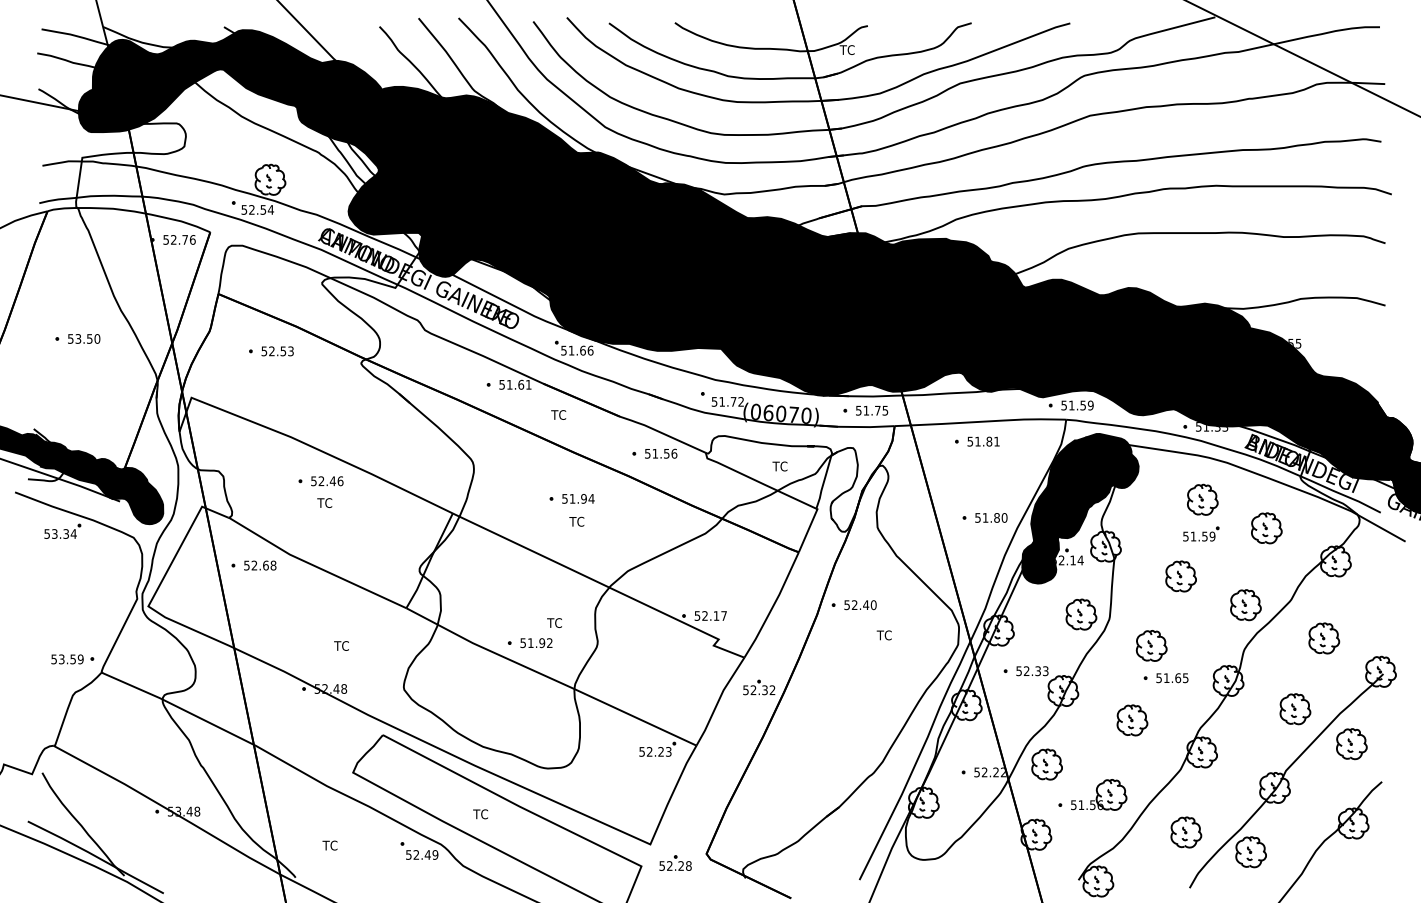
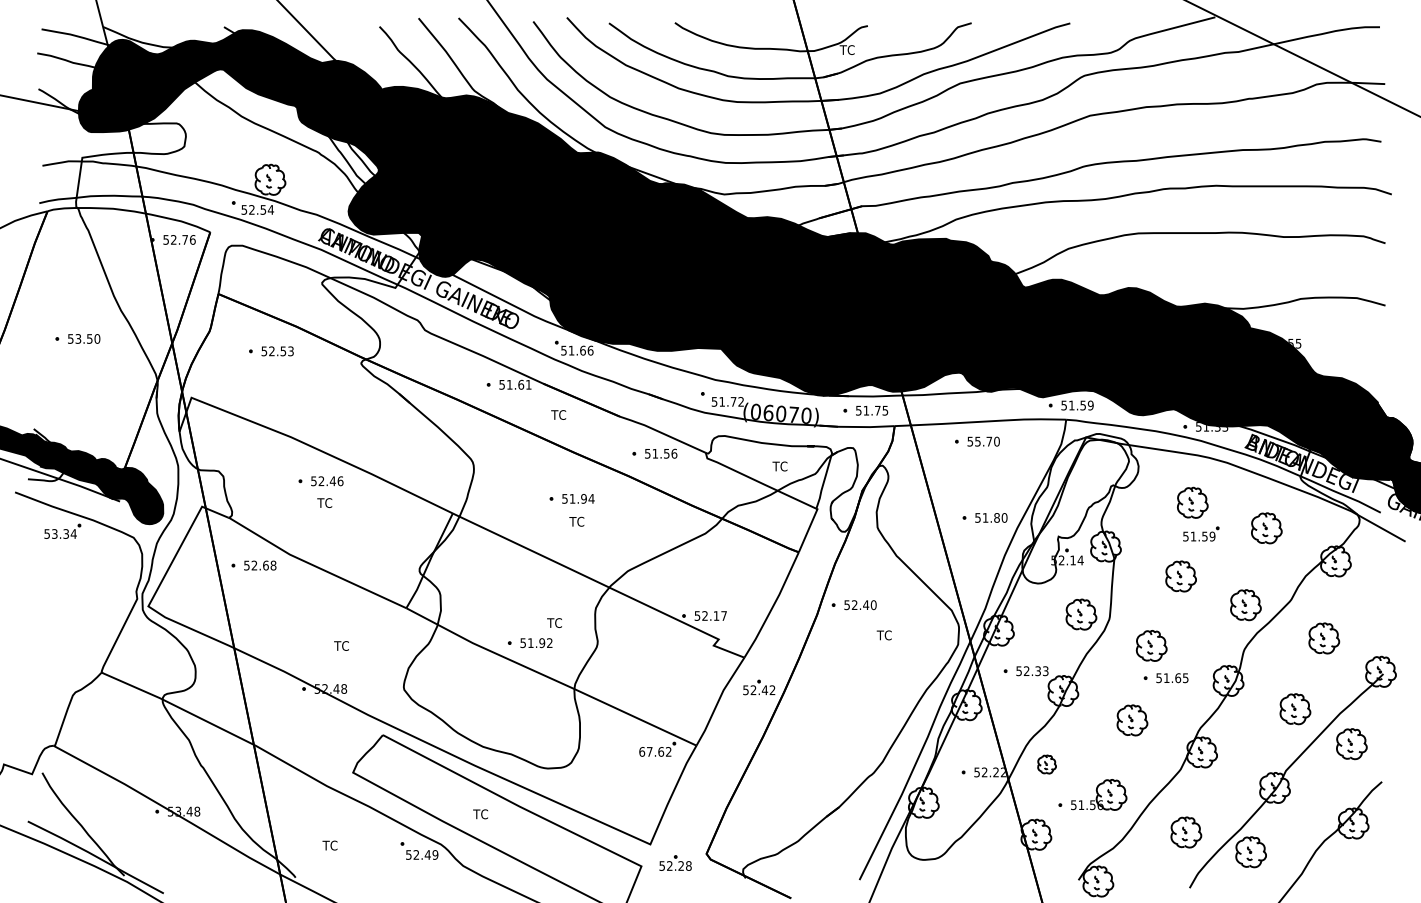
text: 51.81 -> 55.70 (987, 441)
part position: (1202, 499) -> (1192, 502) (1192, 502)
fill: present -> none (1080, 508)
part: present -> none (72, 659)
text: 52.32 -> 52.42 (764, 690)
text: 52.23 -> 67.62 (655, 751)
part size: 32x33 px -> 20x21 px (1046, 764)
